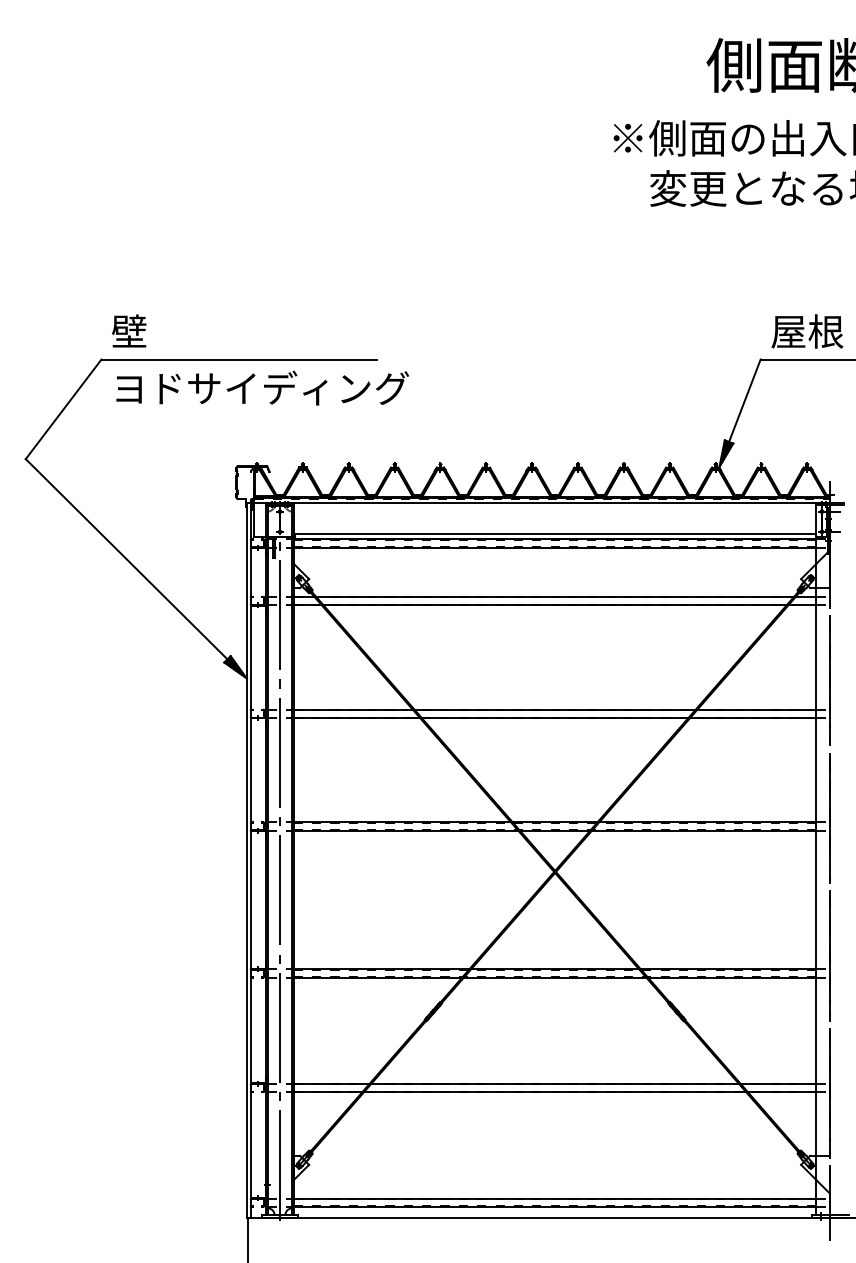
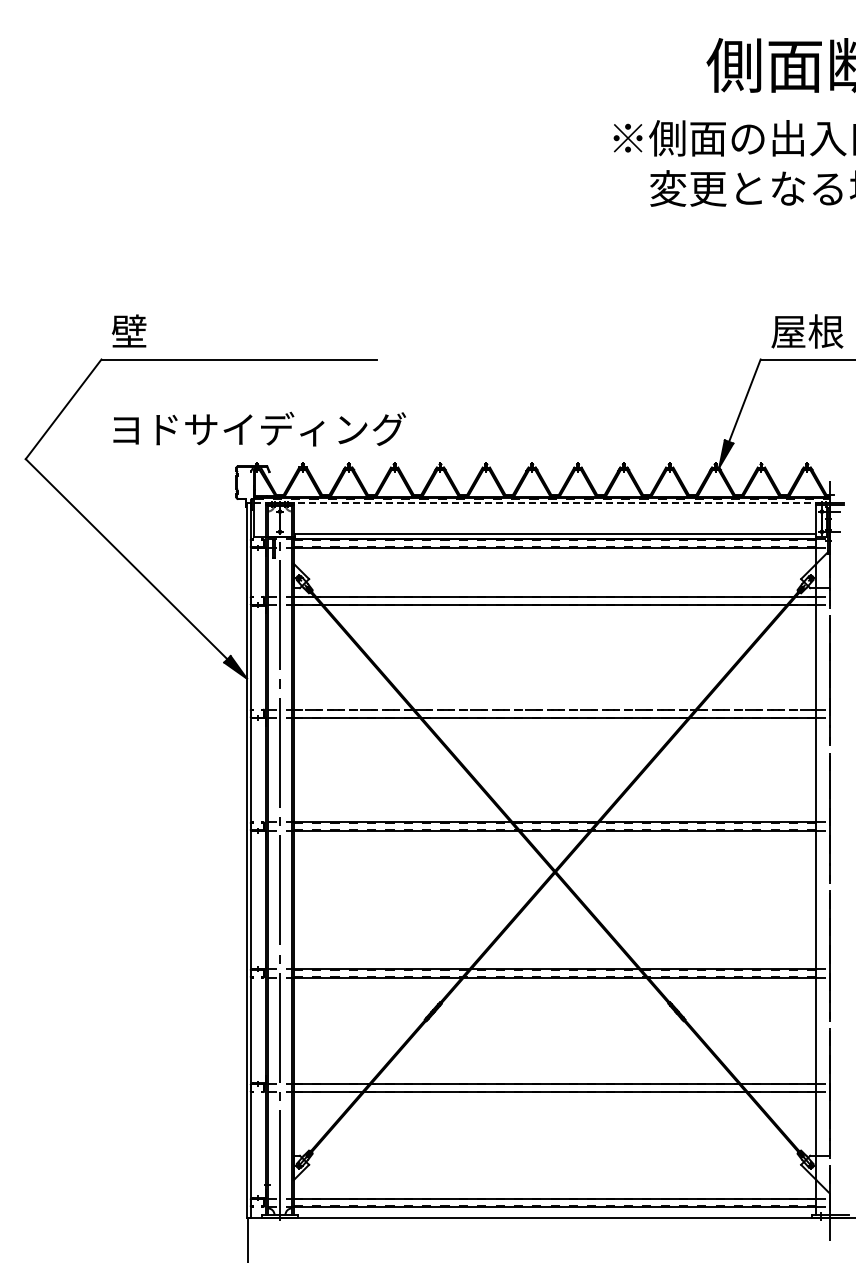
text position: (262, 387) -> (259, 428) (259, 428)
line: solid -> dashed (542, 503)
line: solid -> dashed (555, 709)
